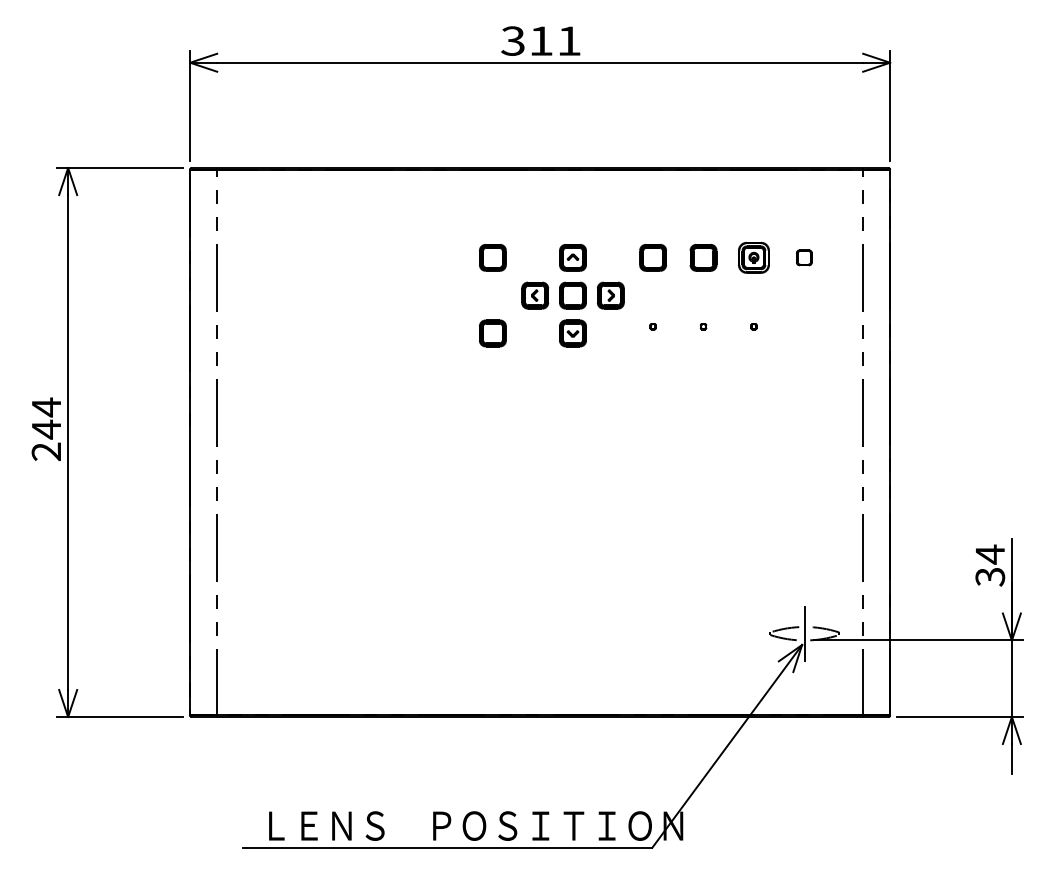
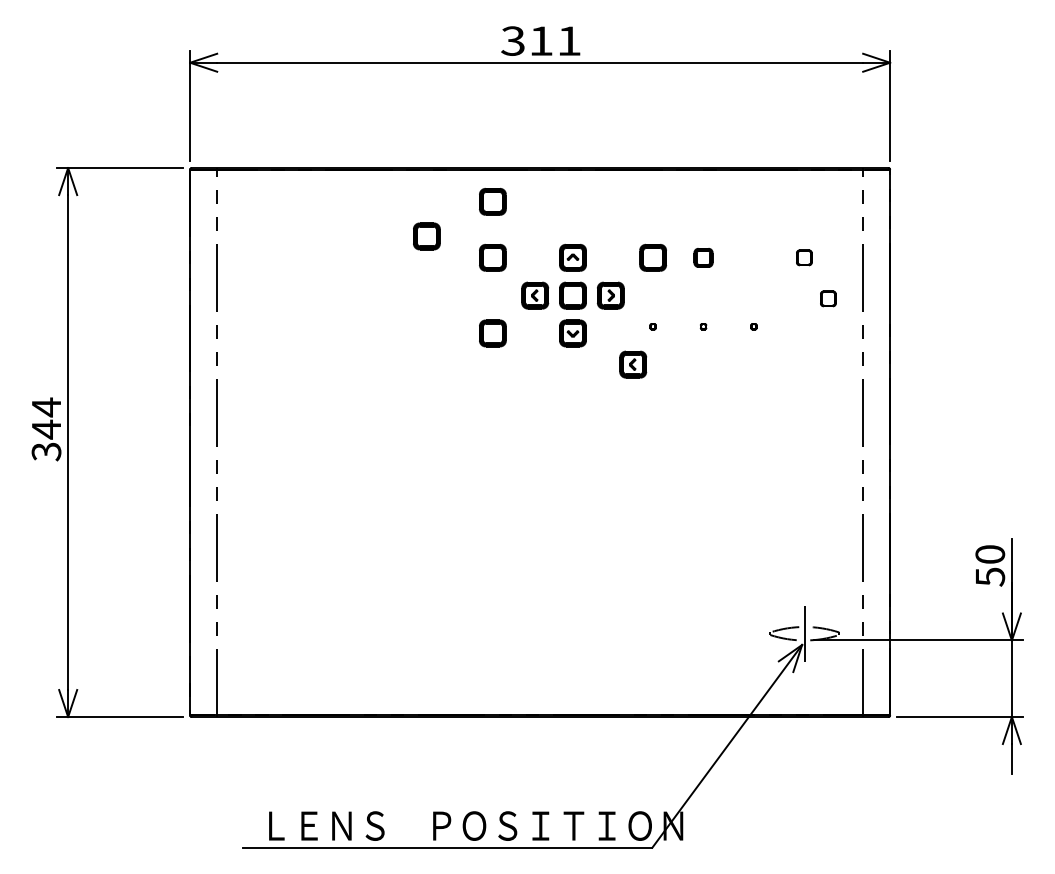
part: none -> present (492, 201)
part: none -> present (426, 236)
part size: 29x28 px -> 21x20 px (703, 257)
part: present -> none (753, 257)
part: none -> present (828, 298)
part: none -> present (633, 364)
text: 244 -> 344 (46, 451)
text: 34 -> 50 (990, 565)
